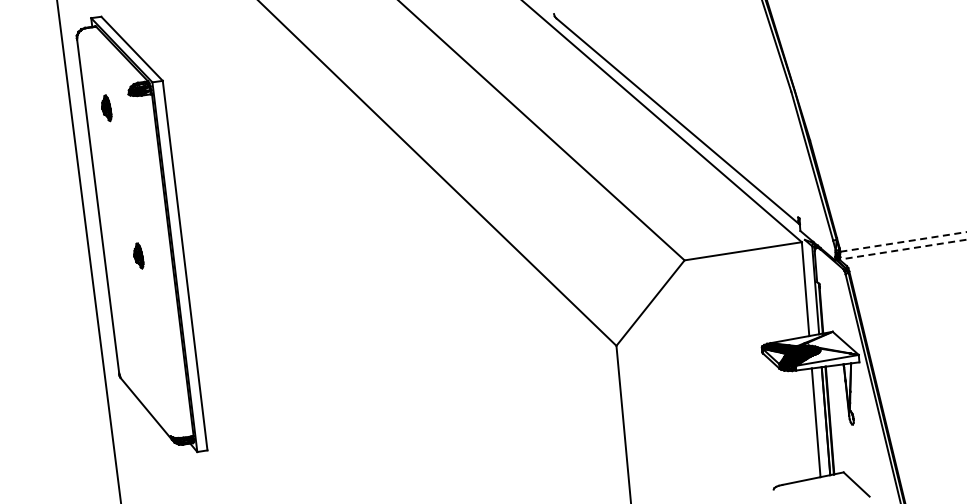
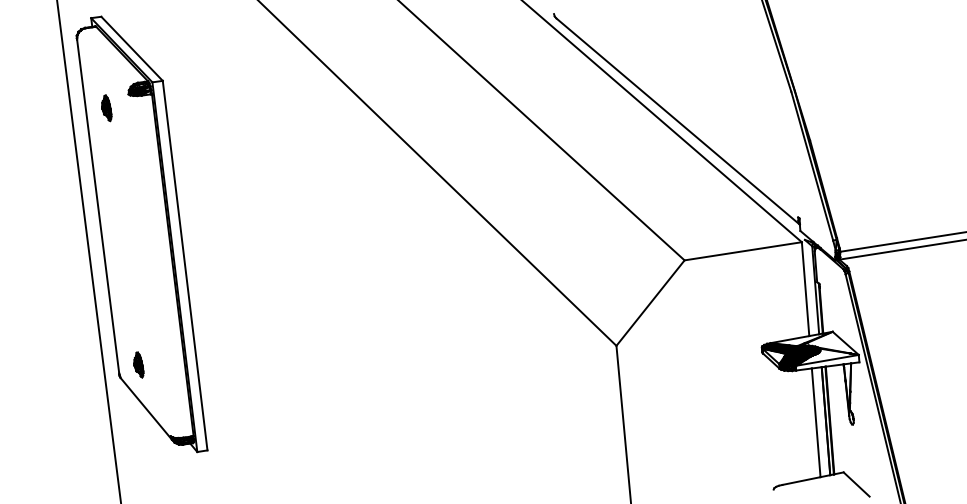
line: dashed -> solid (903, 241)
line: dashed -> solid (902, 249)
part position: (138, 255) -> (138, 364) (138, 364)
